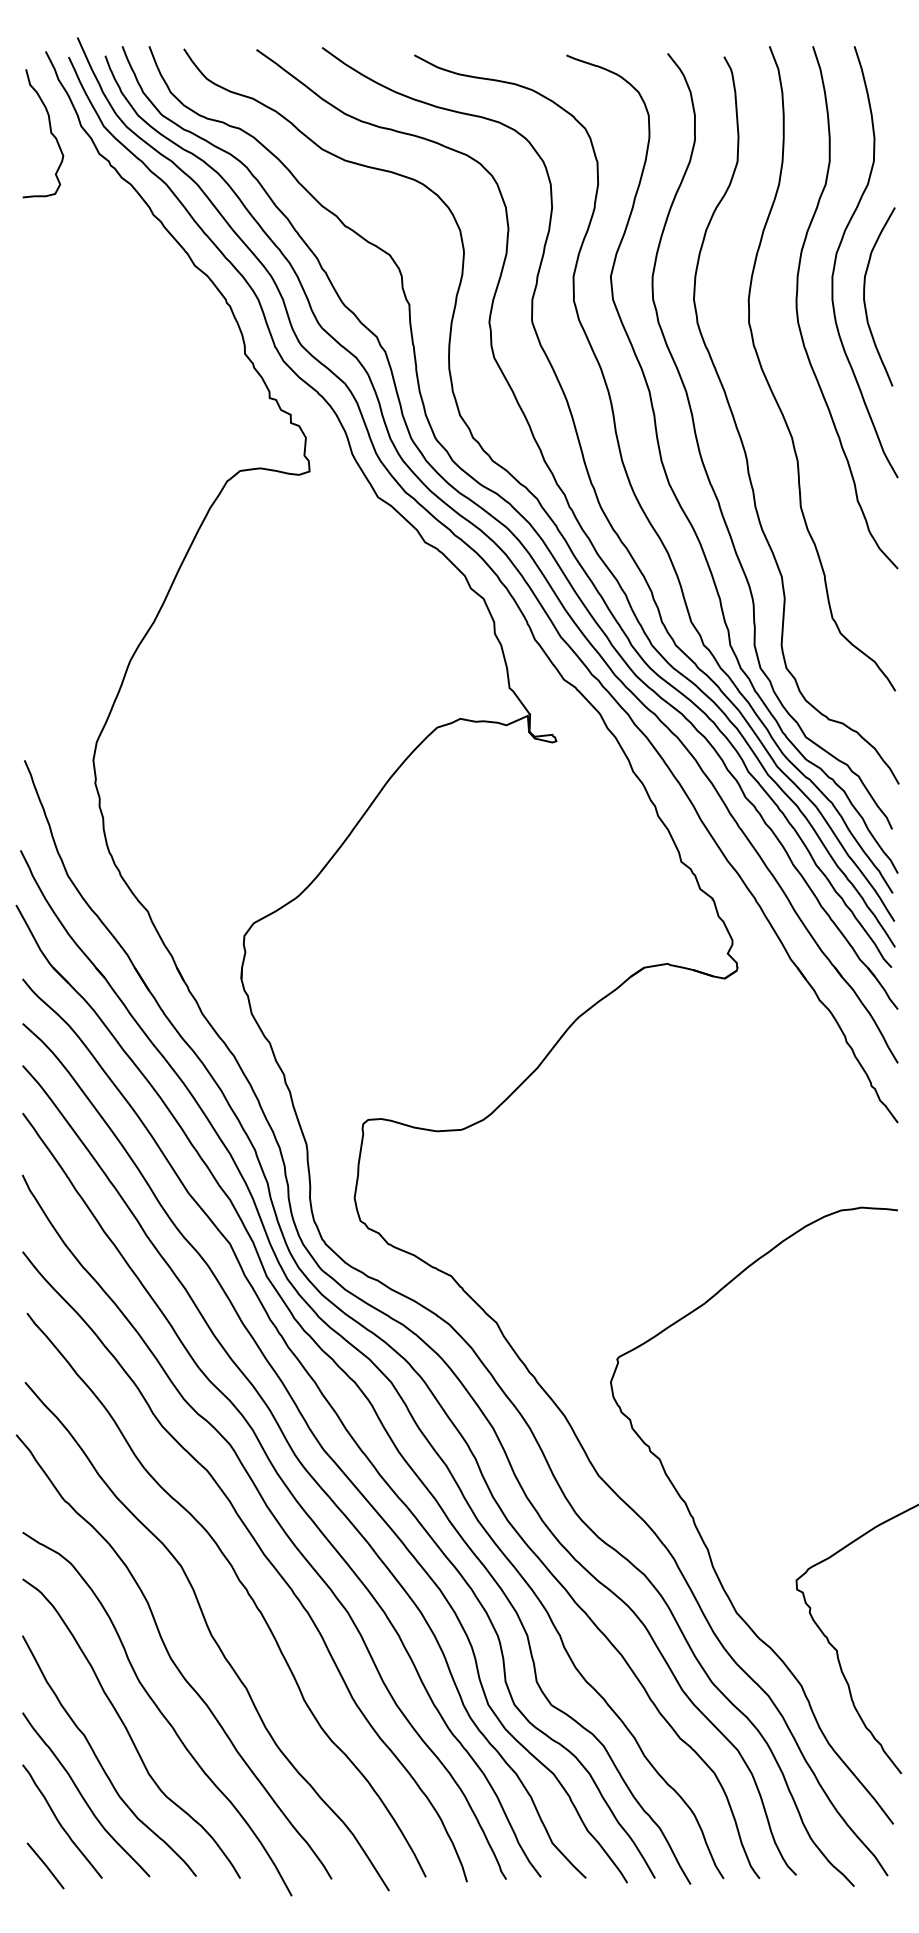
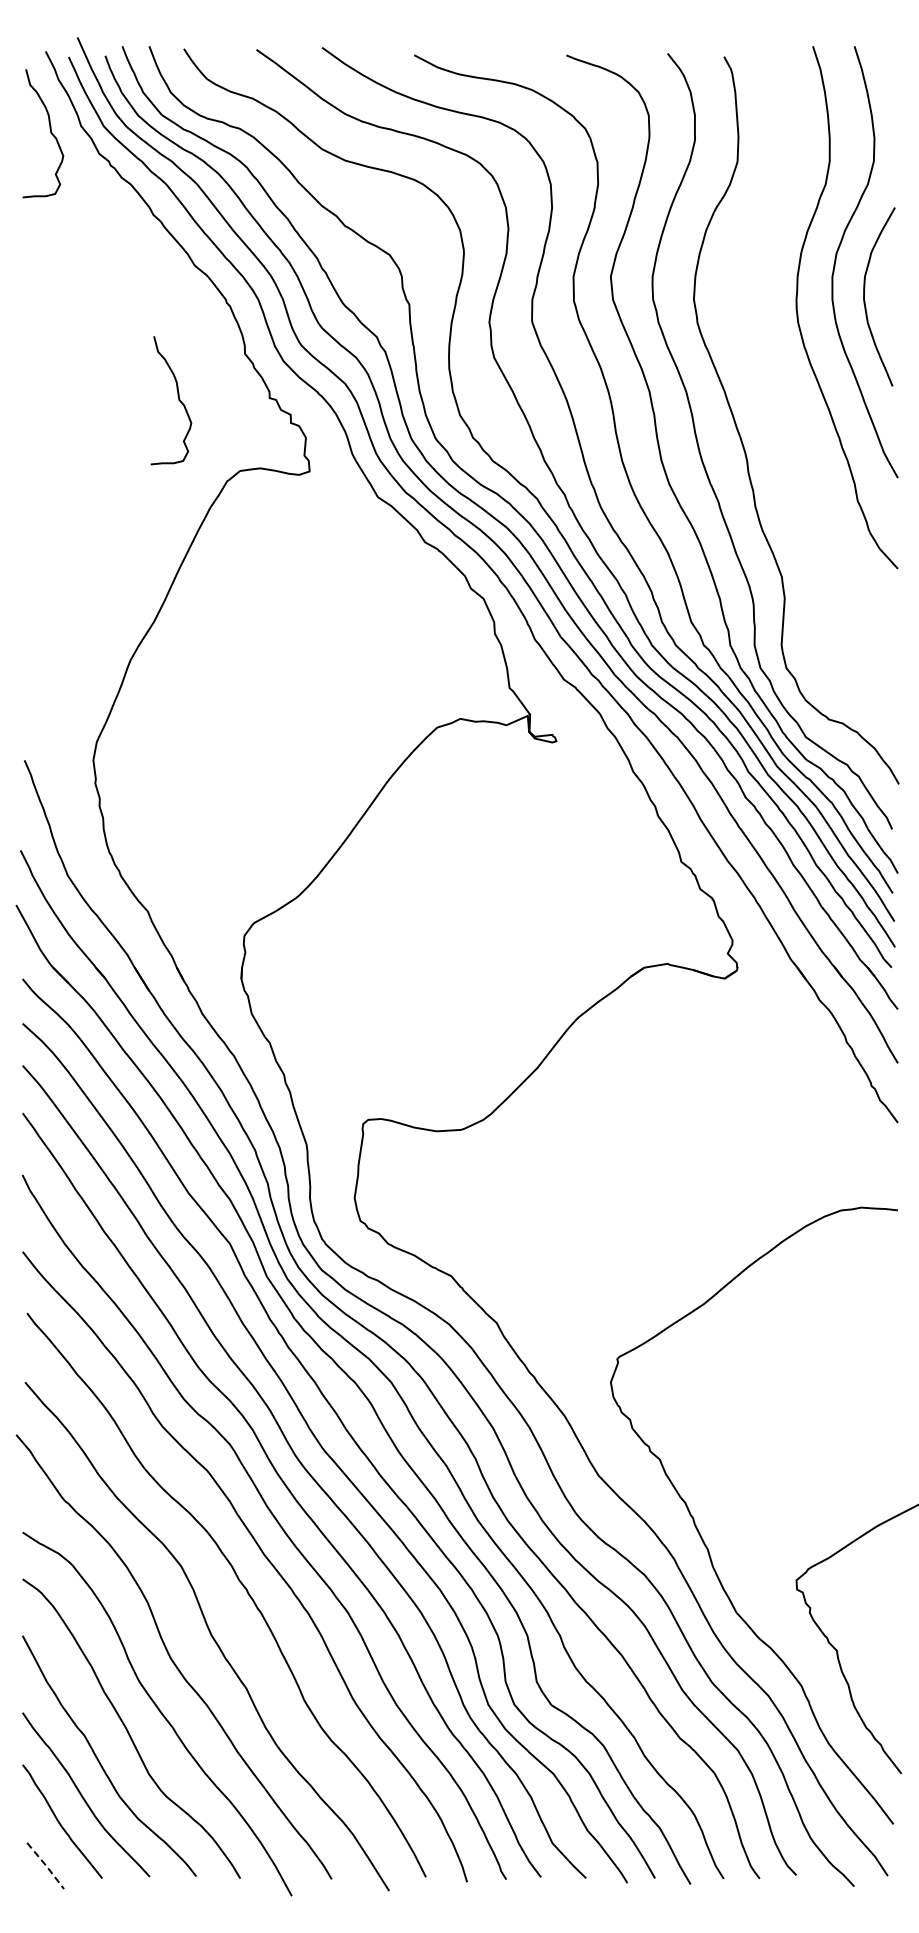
curve: present -> none (773, 392)
curve: none -> present (178, 400)
line: solid -> dashed (46, 1866)
